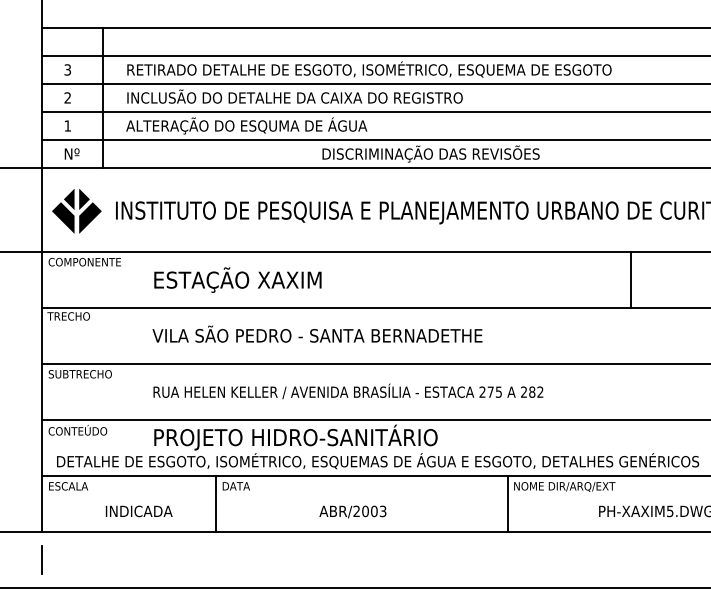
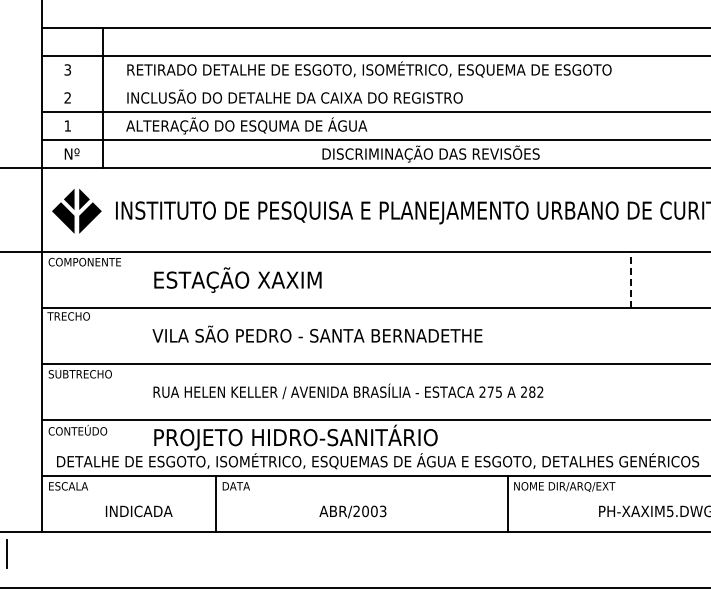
line: present -> none (374, 84)
line: solid -> dashed (630, 279)
line position: (41, 559) -> (6, 553) (6, 553)
